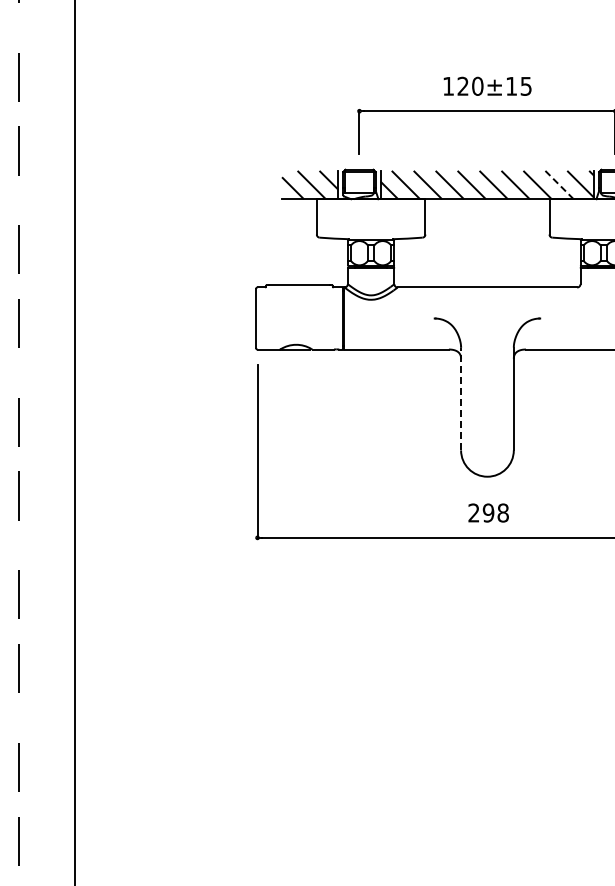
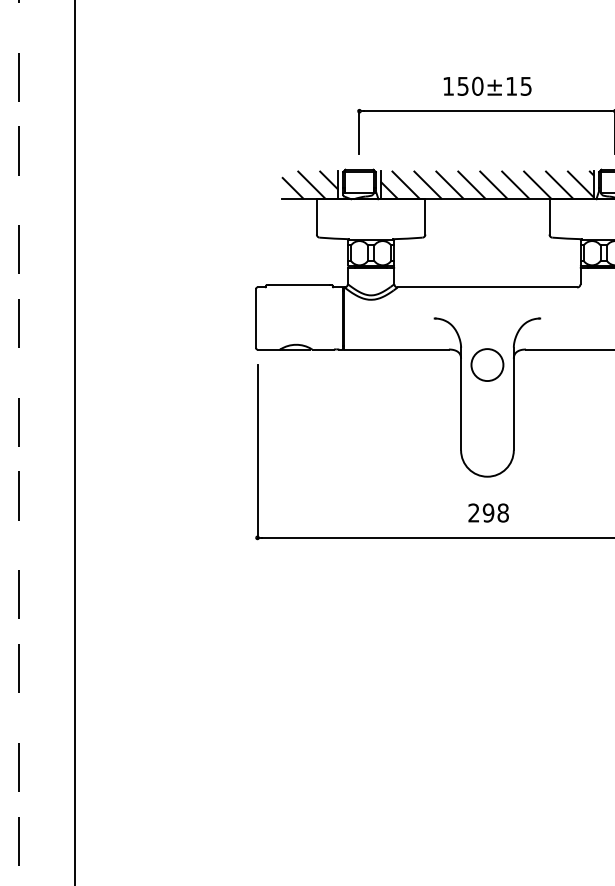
text: 120±15 -> 150±15 (462, 85)
line: dashed -> solid (559, 184)
circle: none -> present (487, 364)
line: dashed -> solid (461, 398)
